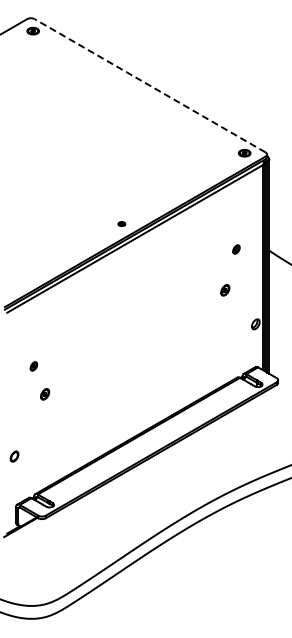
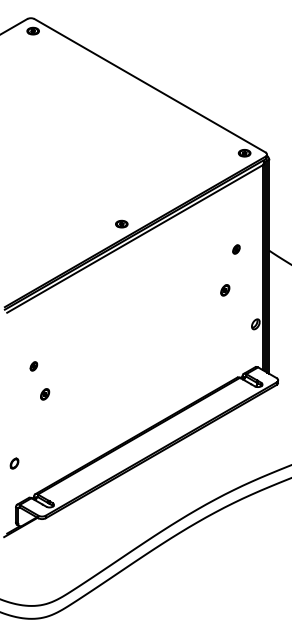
line: dashed -> solid (149, 85)
part size: 10x6 px -> 14x10 px (121, 223)
part position: (14, 456) -> (14, 463) (14, 463)
